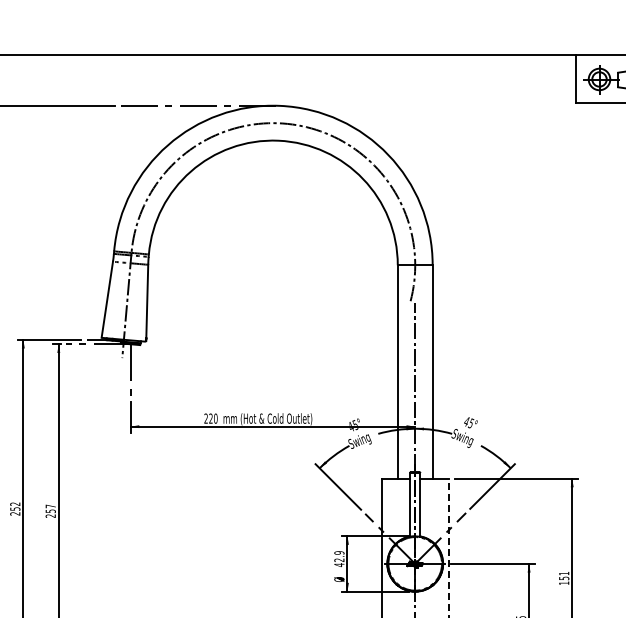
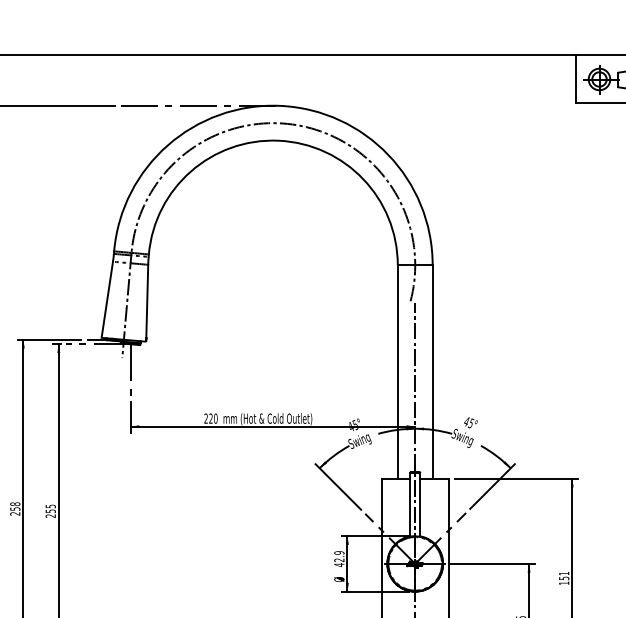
text: 252 -> 258 (15, 504)
text: 257 -> 255 (50, 506)
line: dashed -> solid (448, 547)
